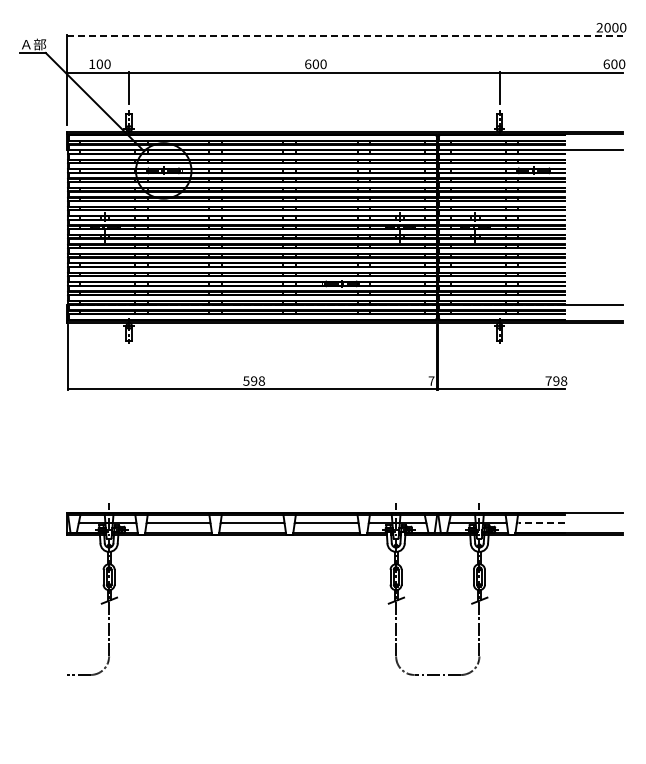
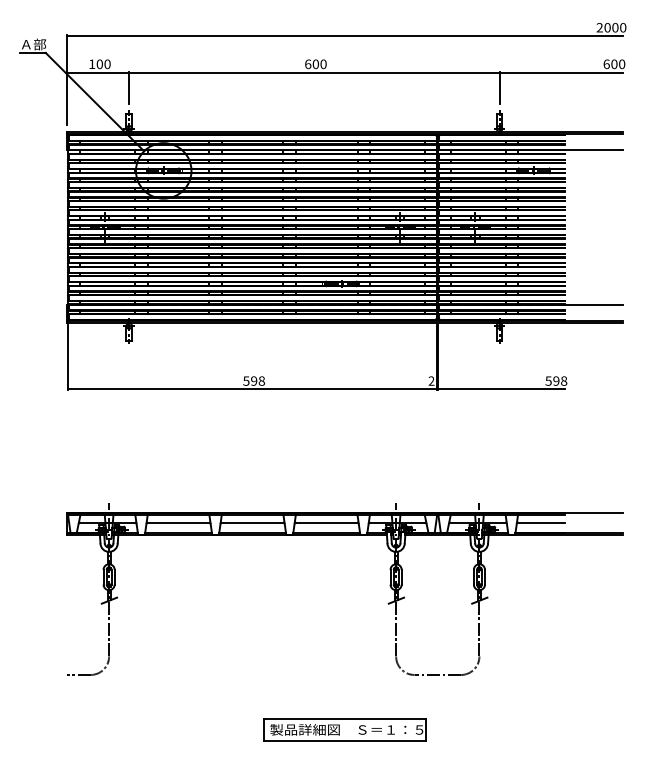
line: dashed -> solid (345, 36)
text: 7 -> 2 (431, 380)
text: 798 -> 598 (548, 380)
line: dashed -> solid (541, 522)
part: none -> present (344, 729)
